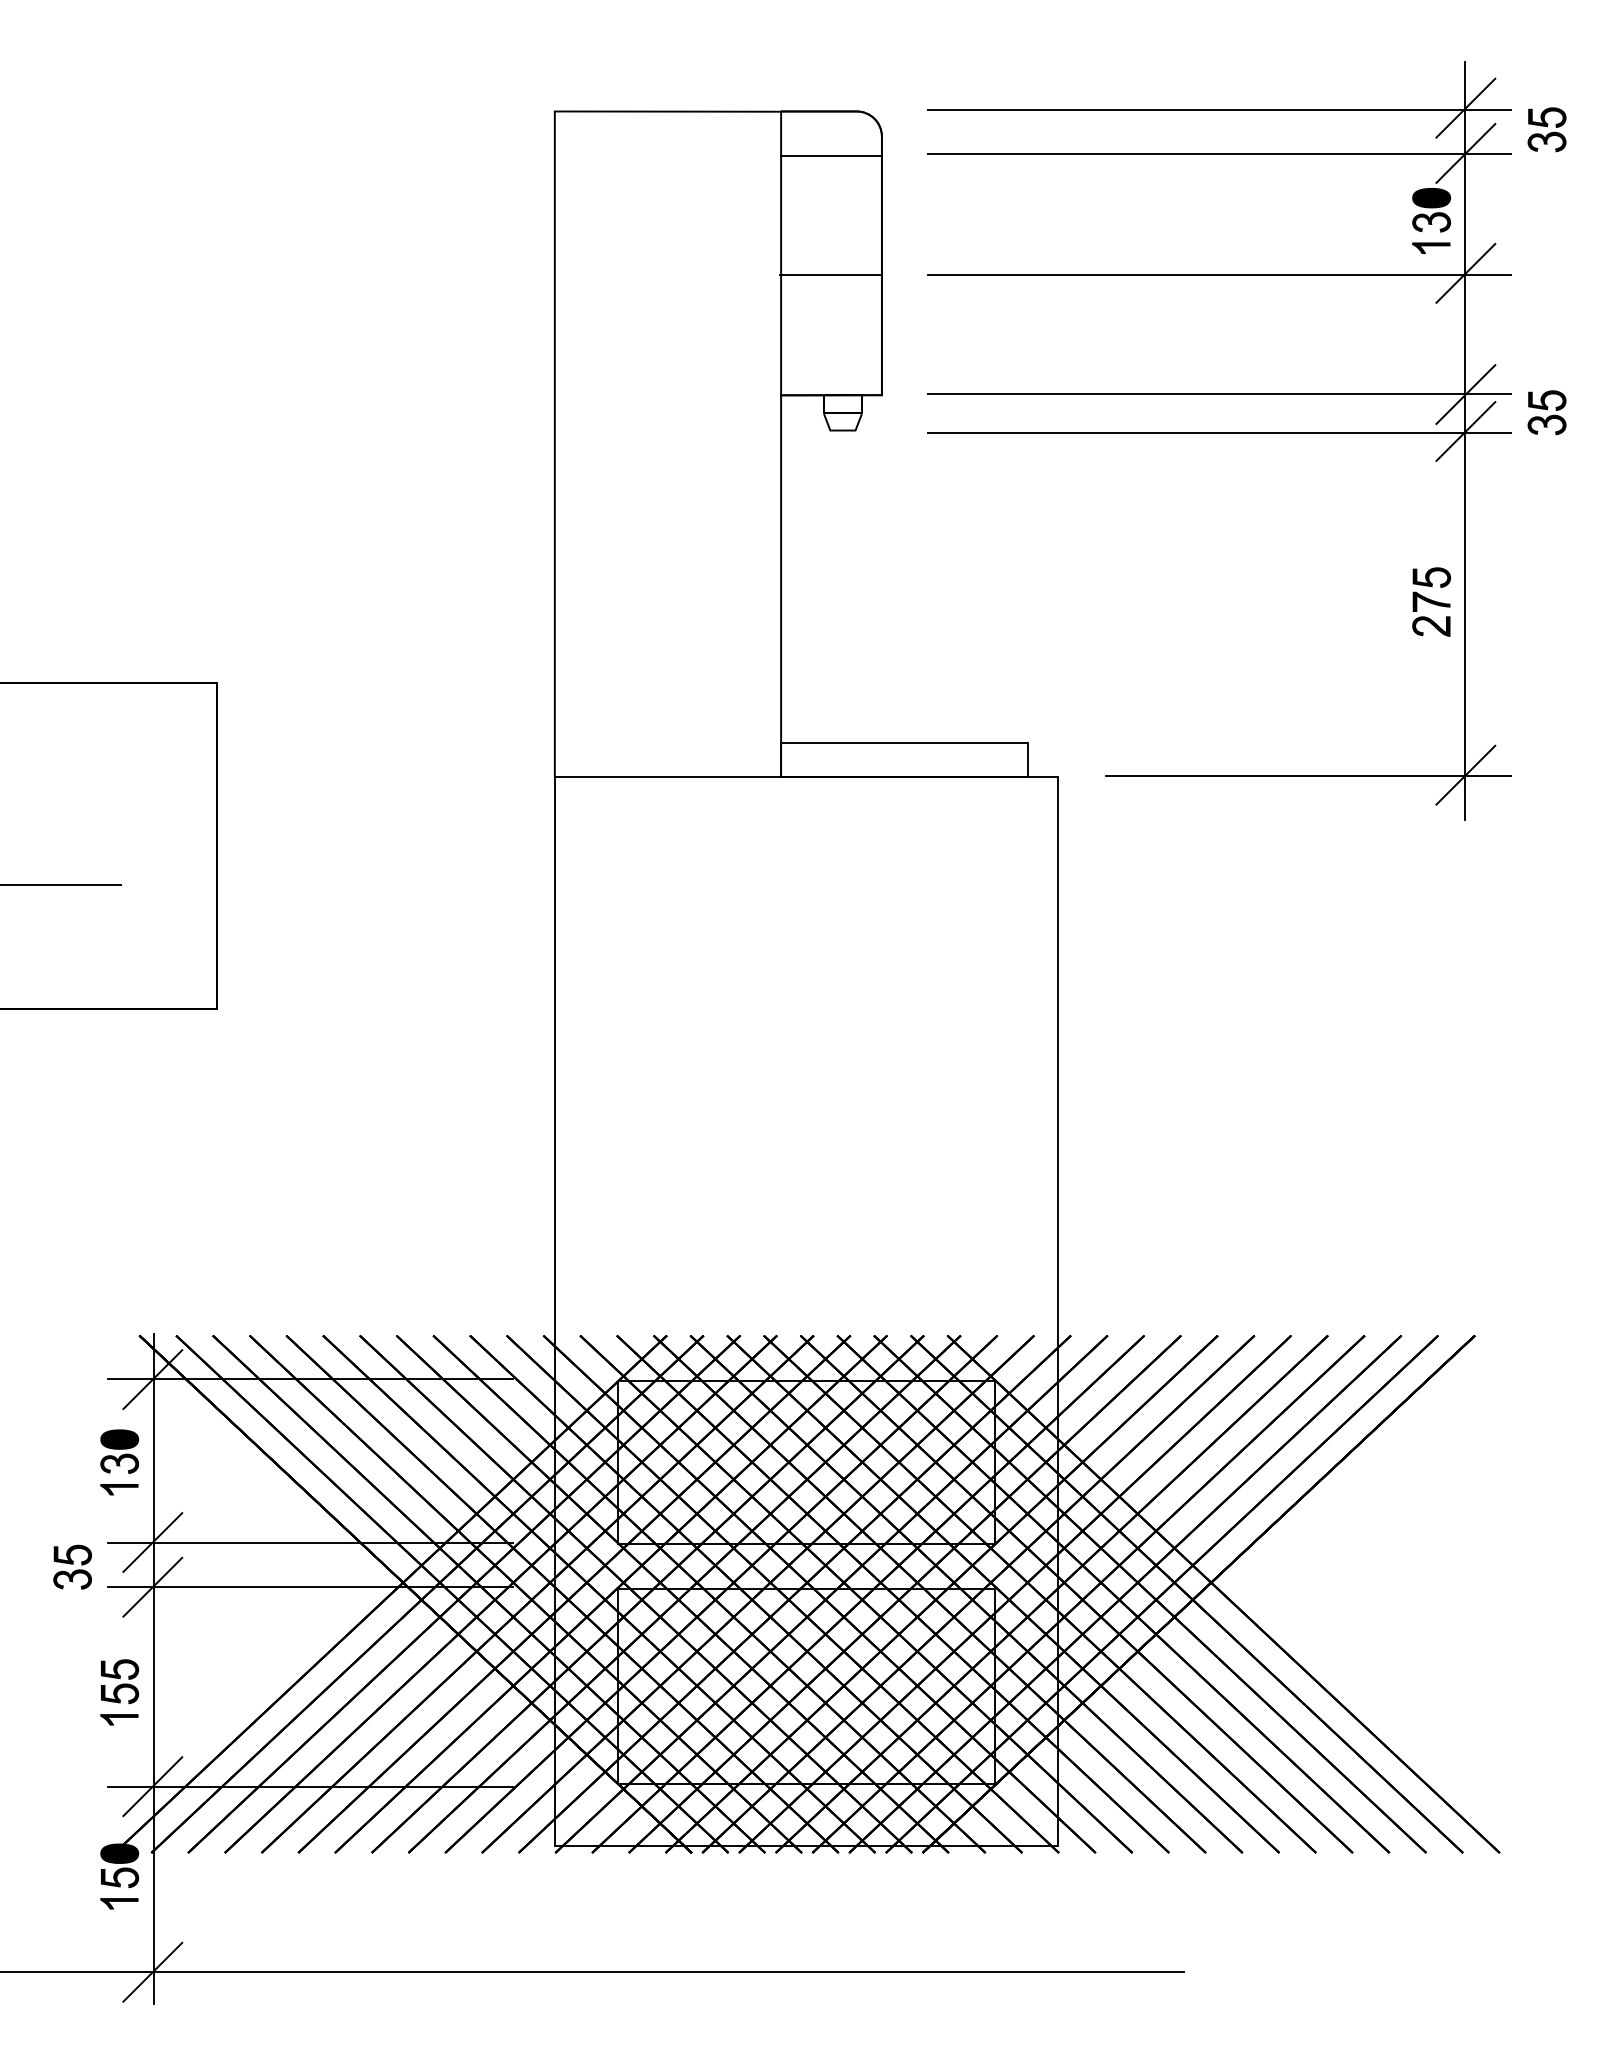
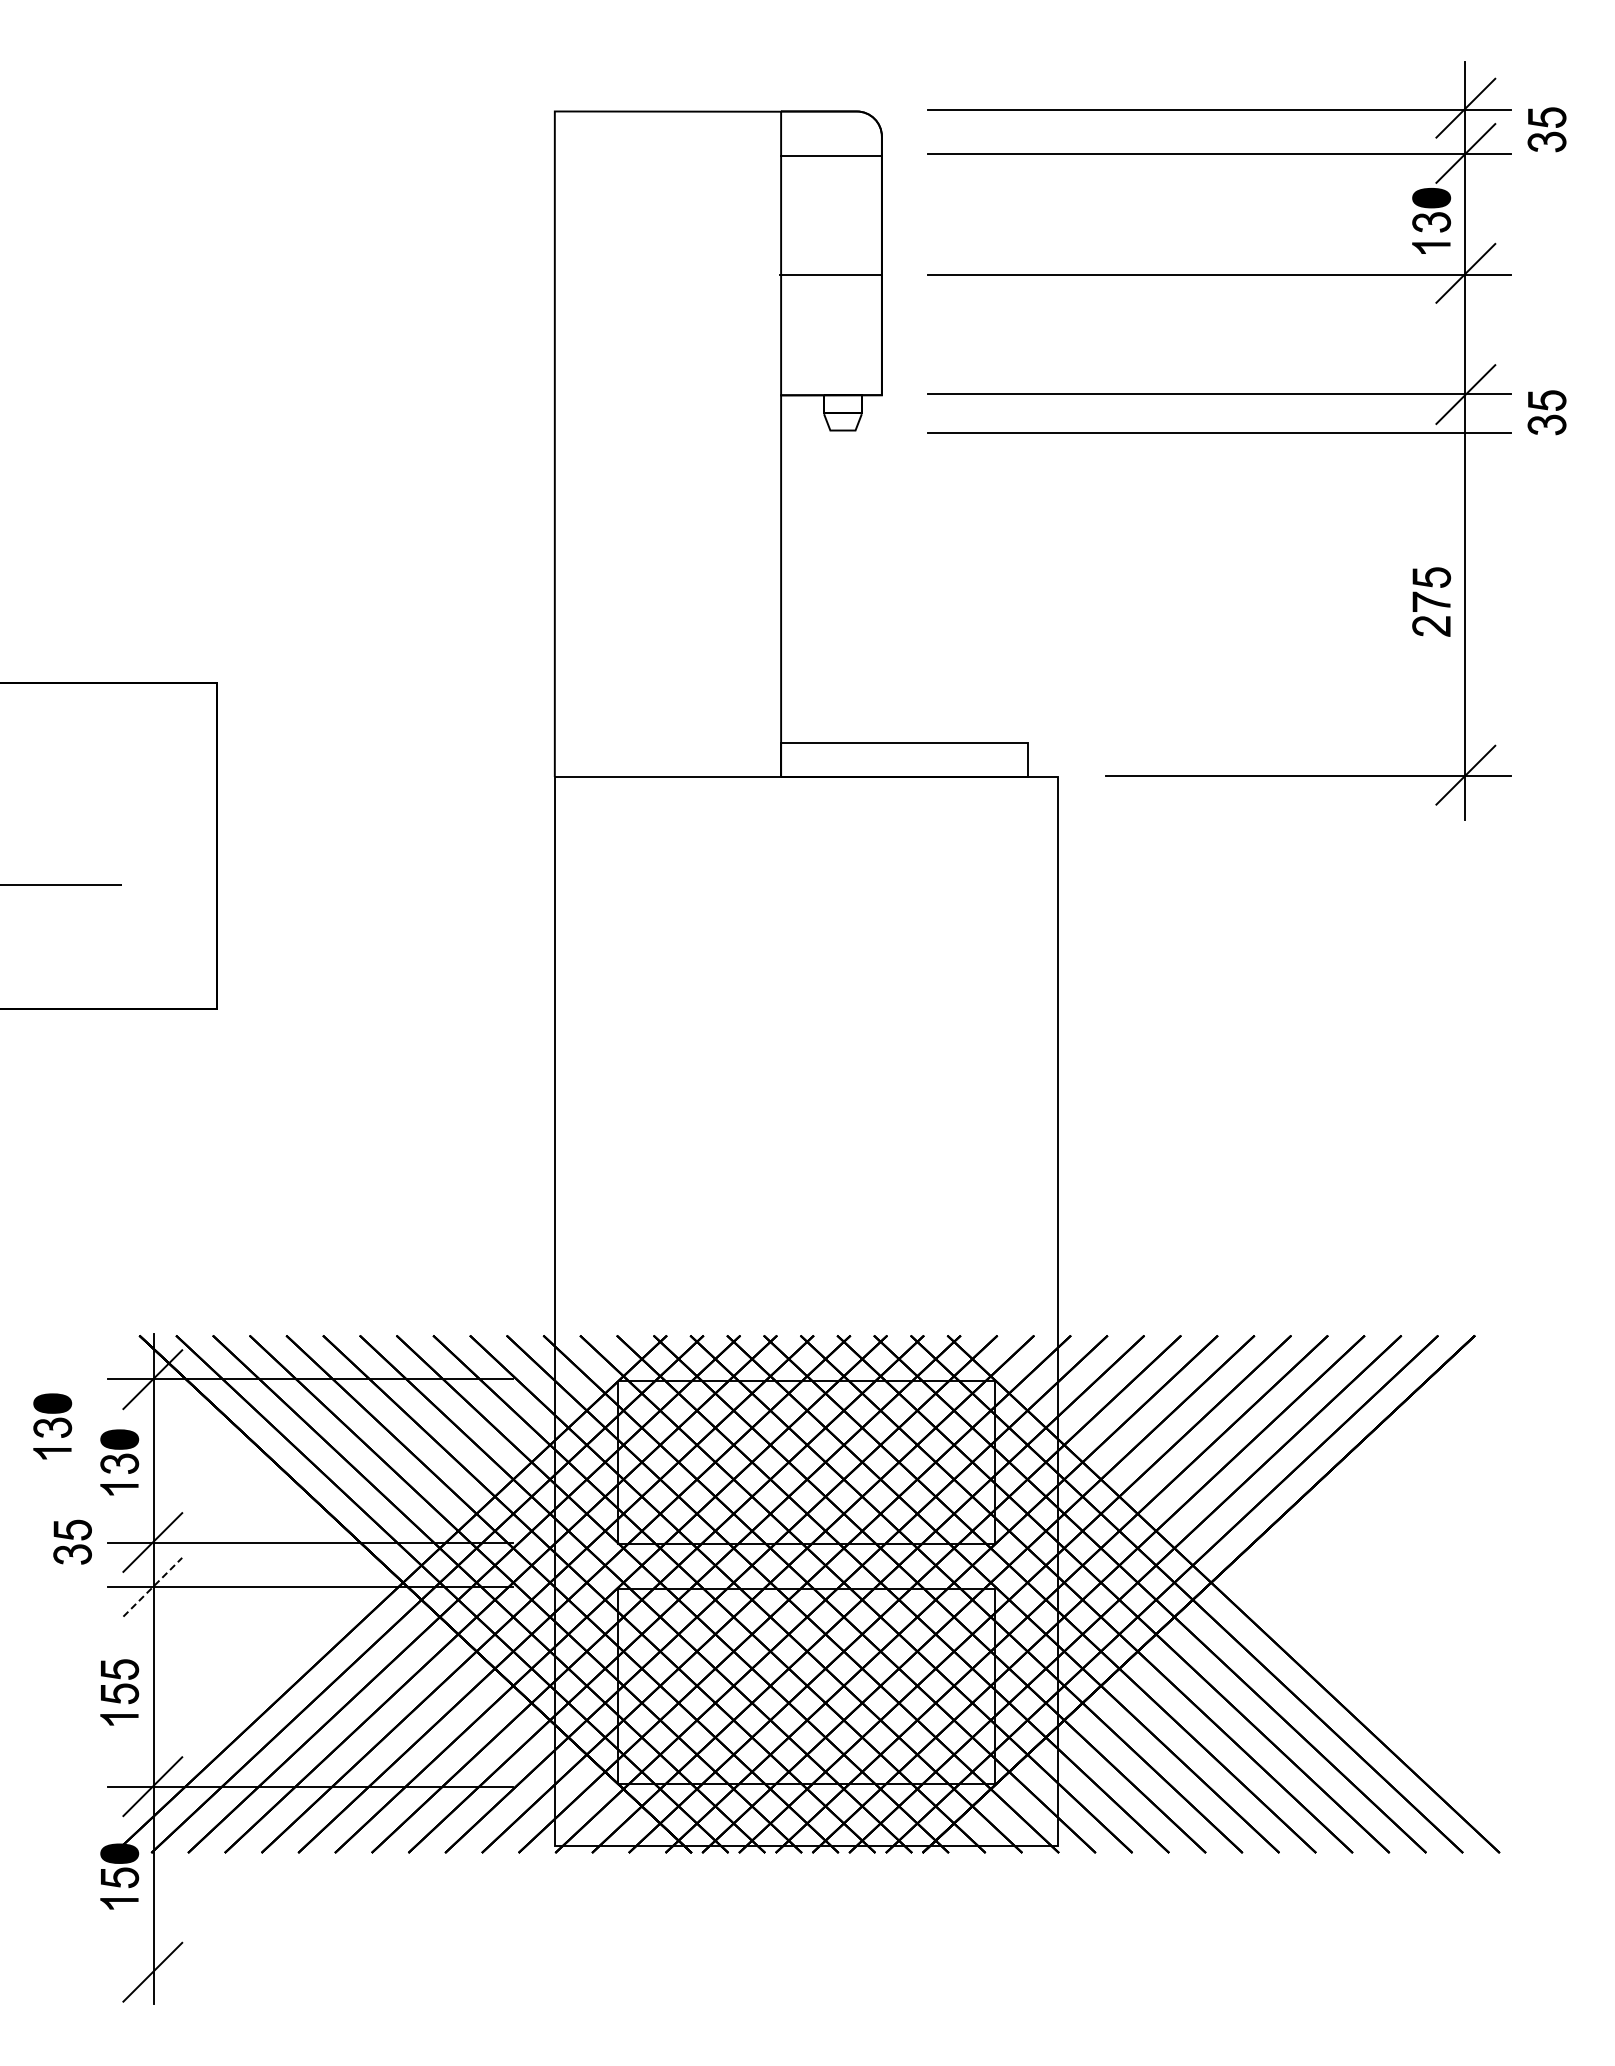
line: present -> none (1465, 431)
part: none -> present (52, 1426)
part position: (72, 1566) -> (72, 1541) (72, 1541)
line: solid -> dashed (152, 1587)
line: present -> none (593, 1972)
